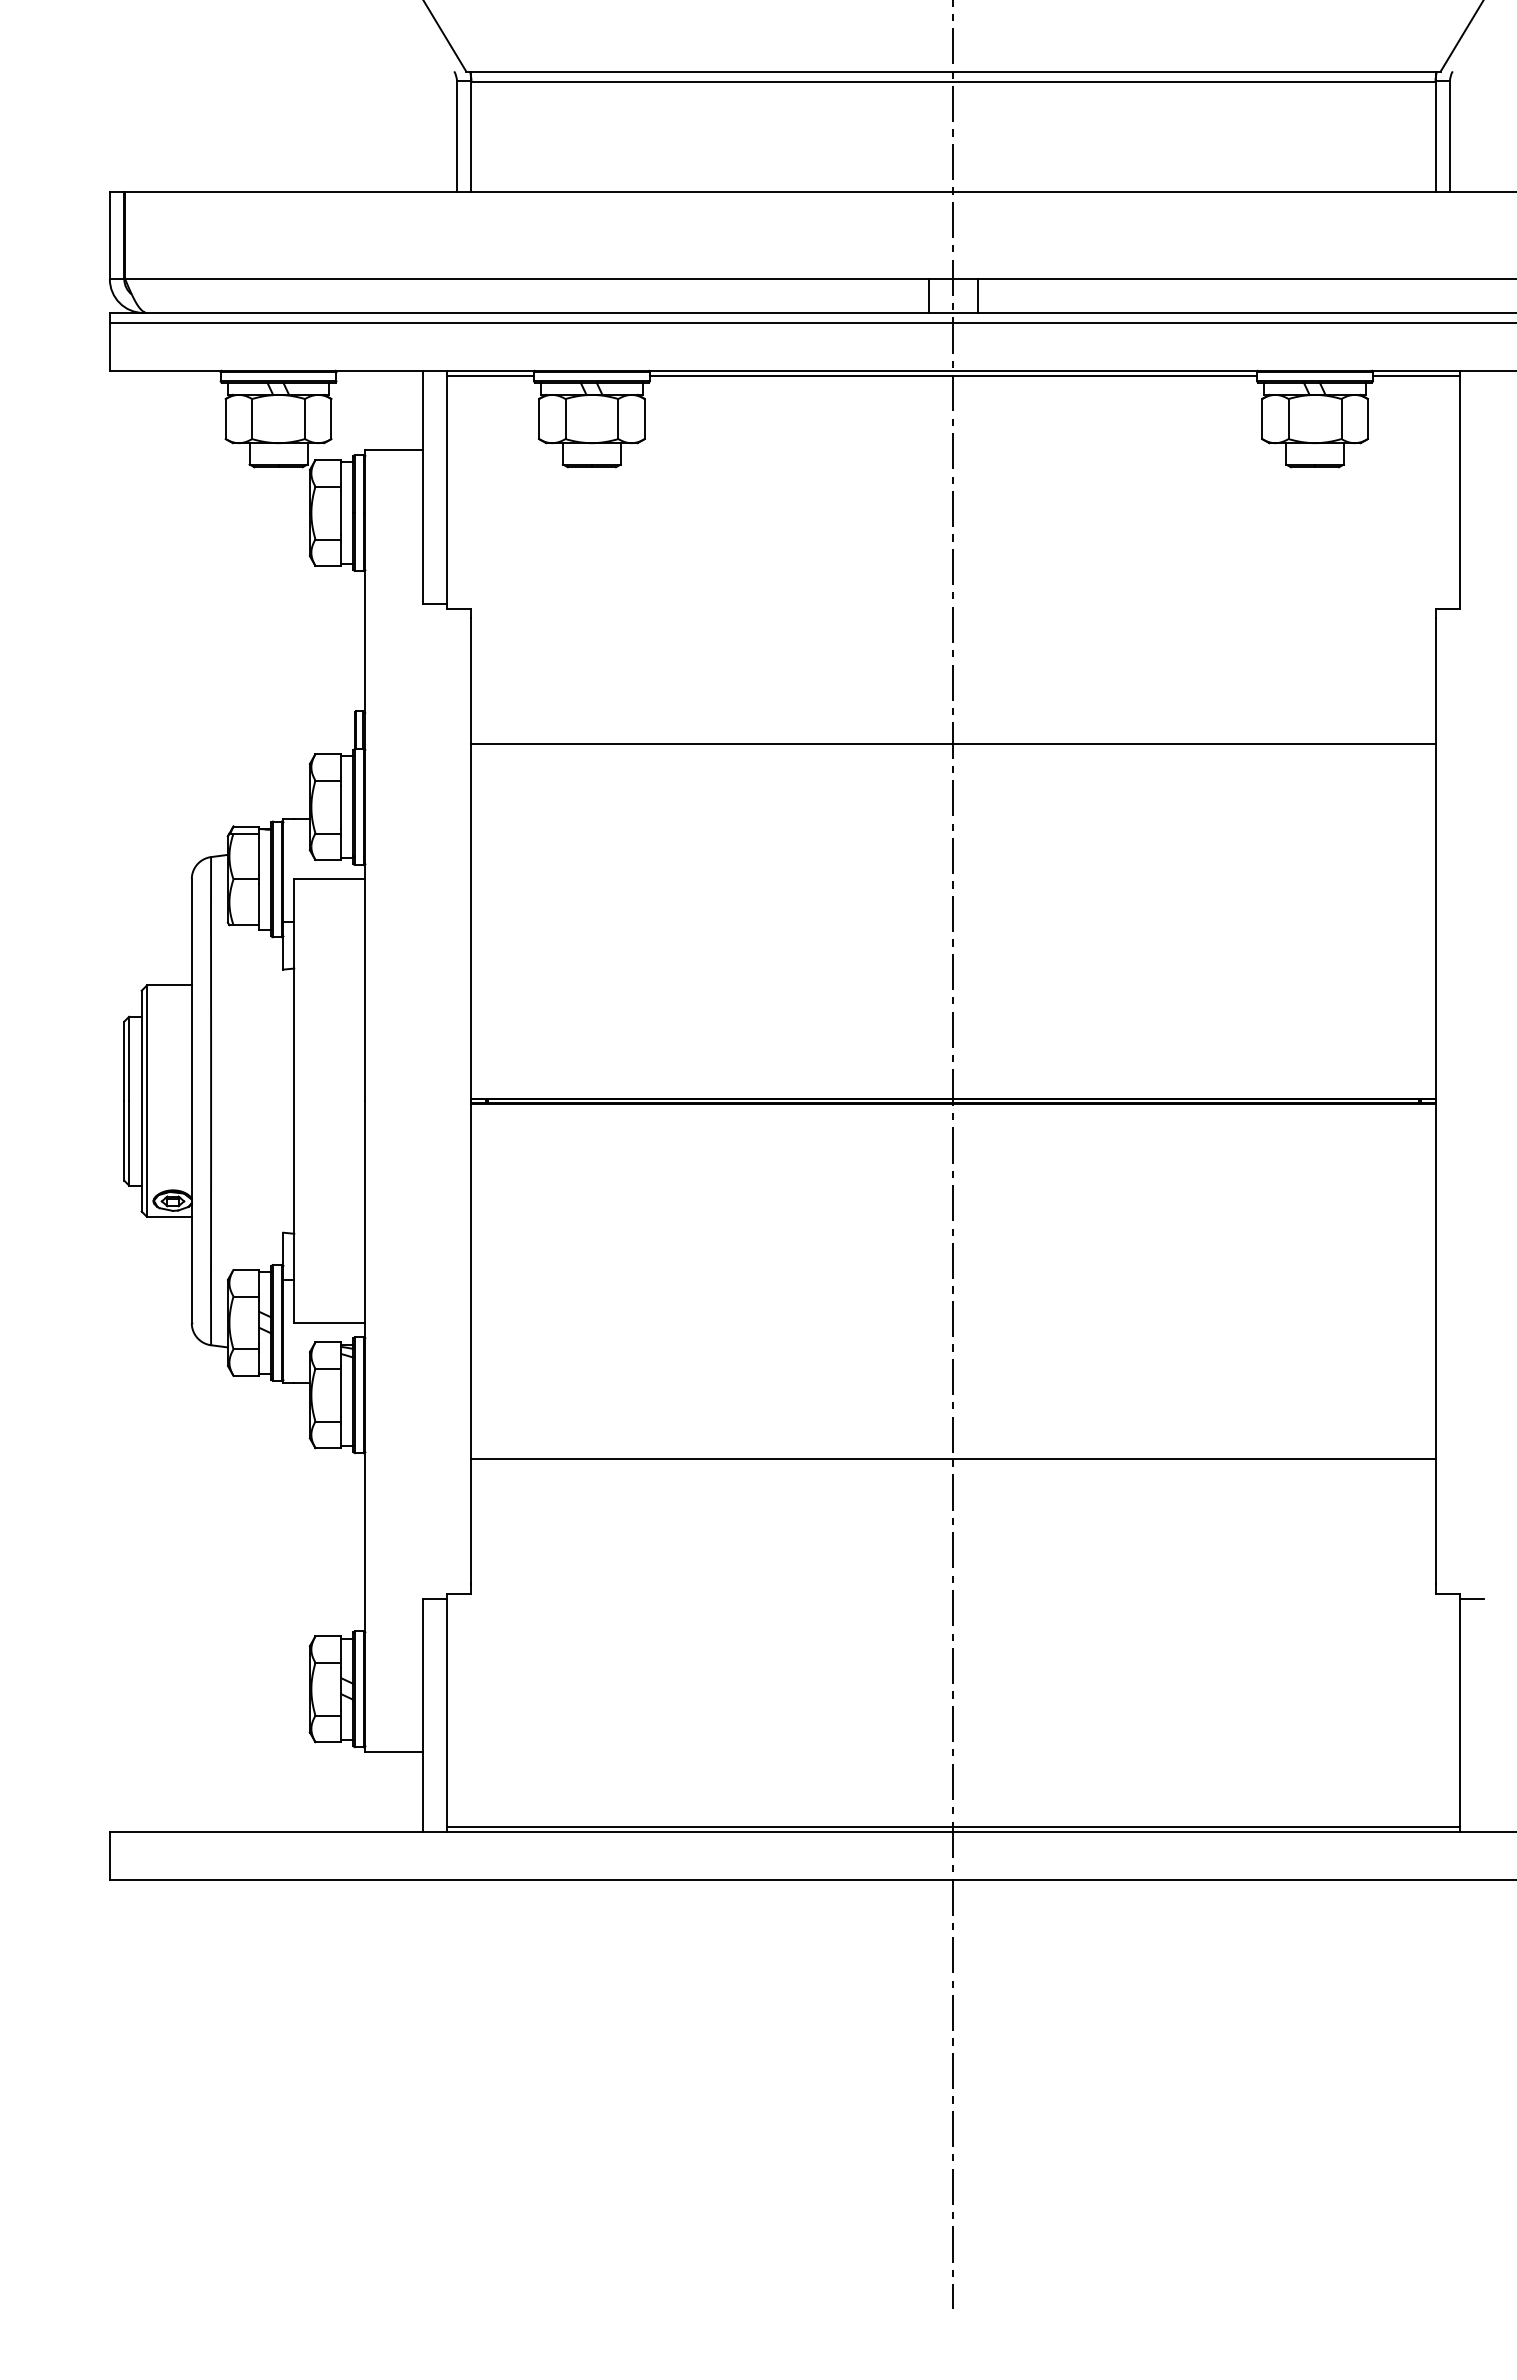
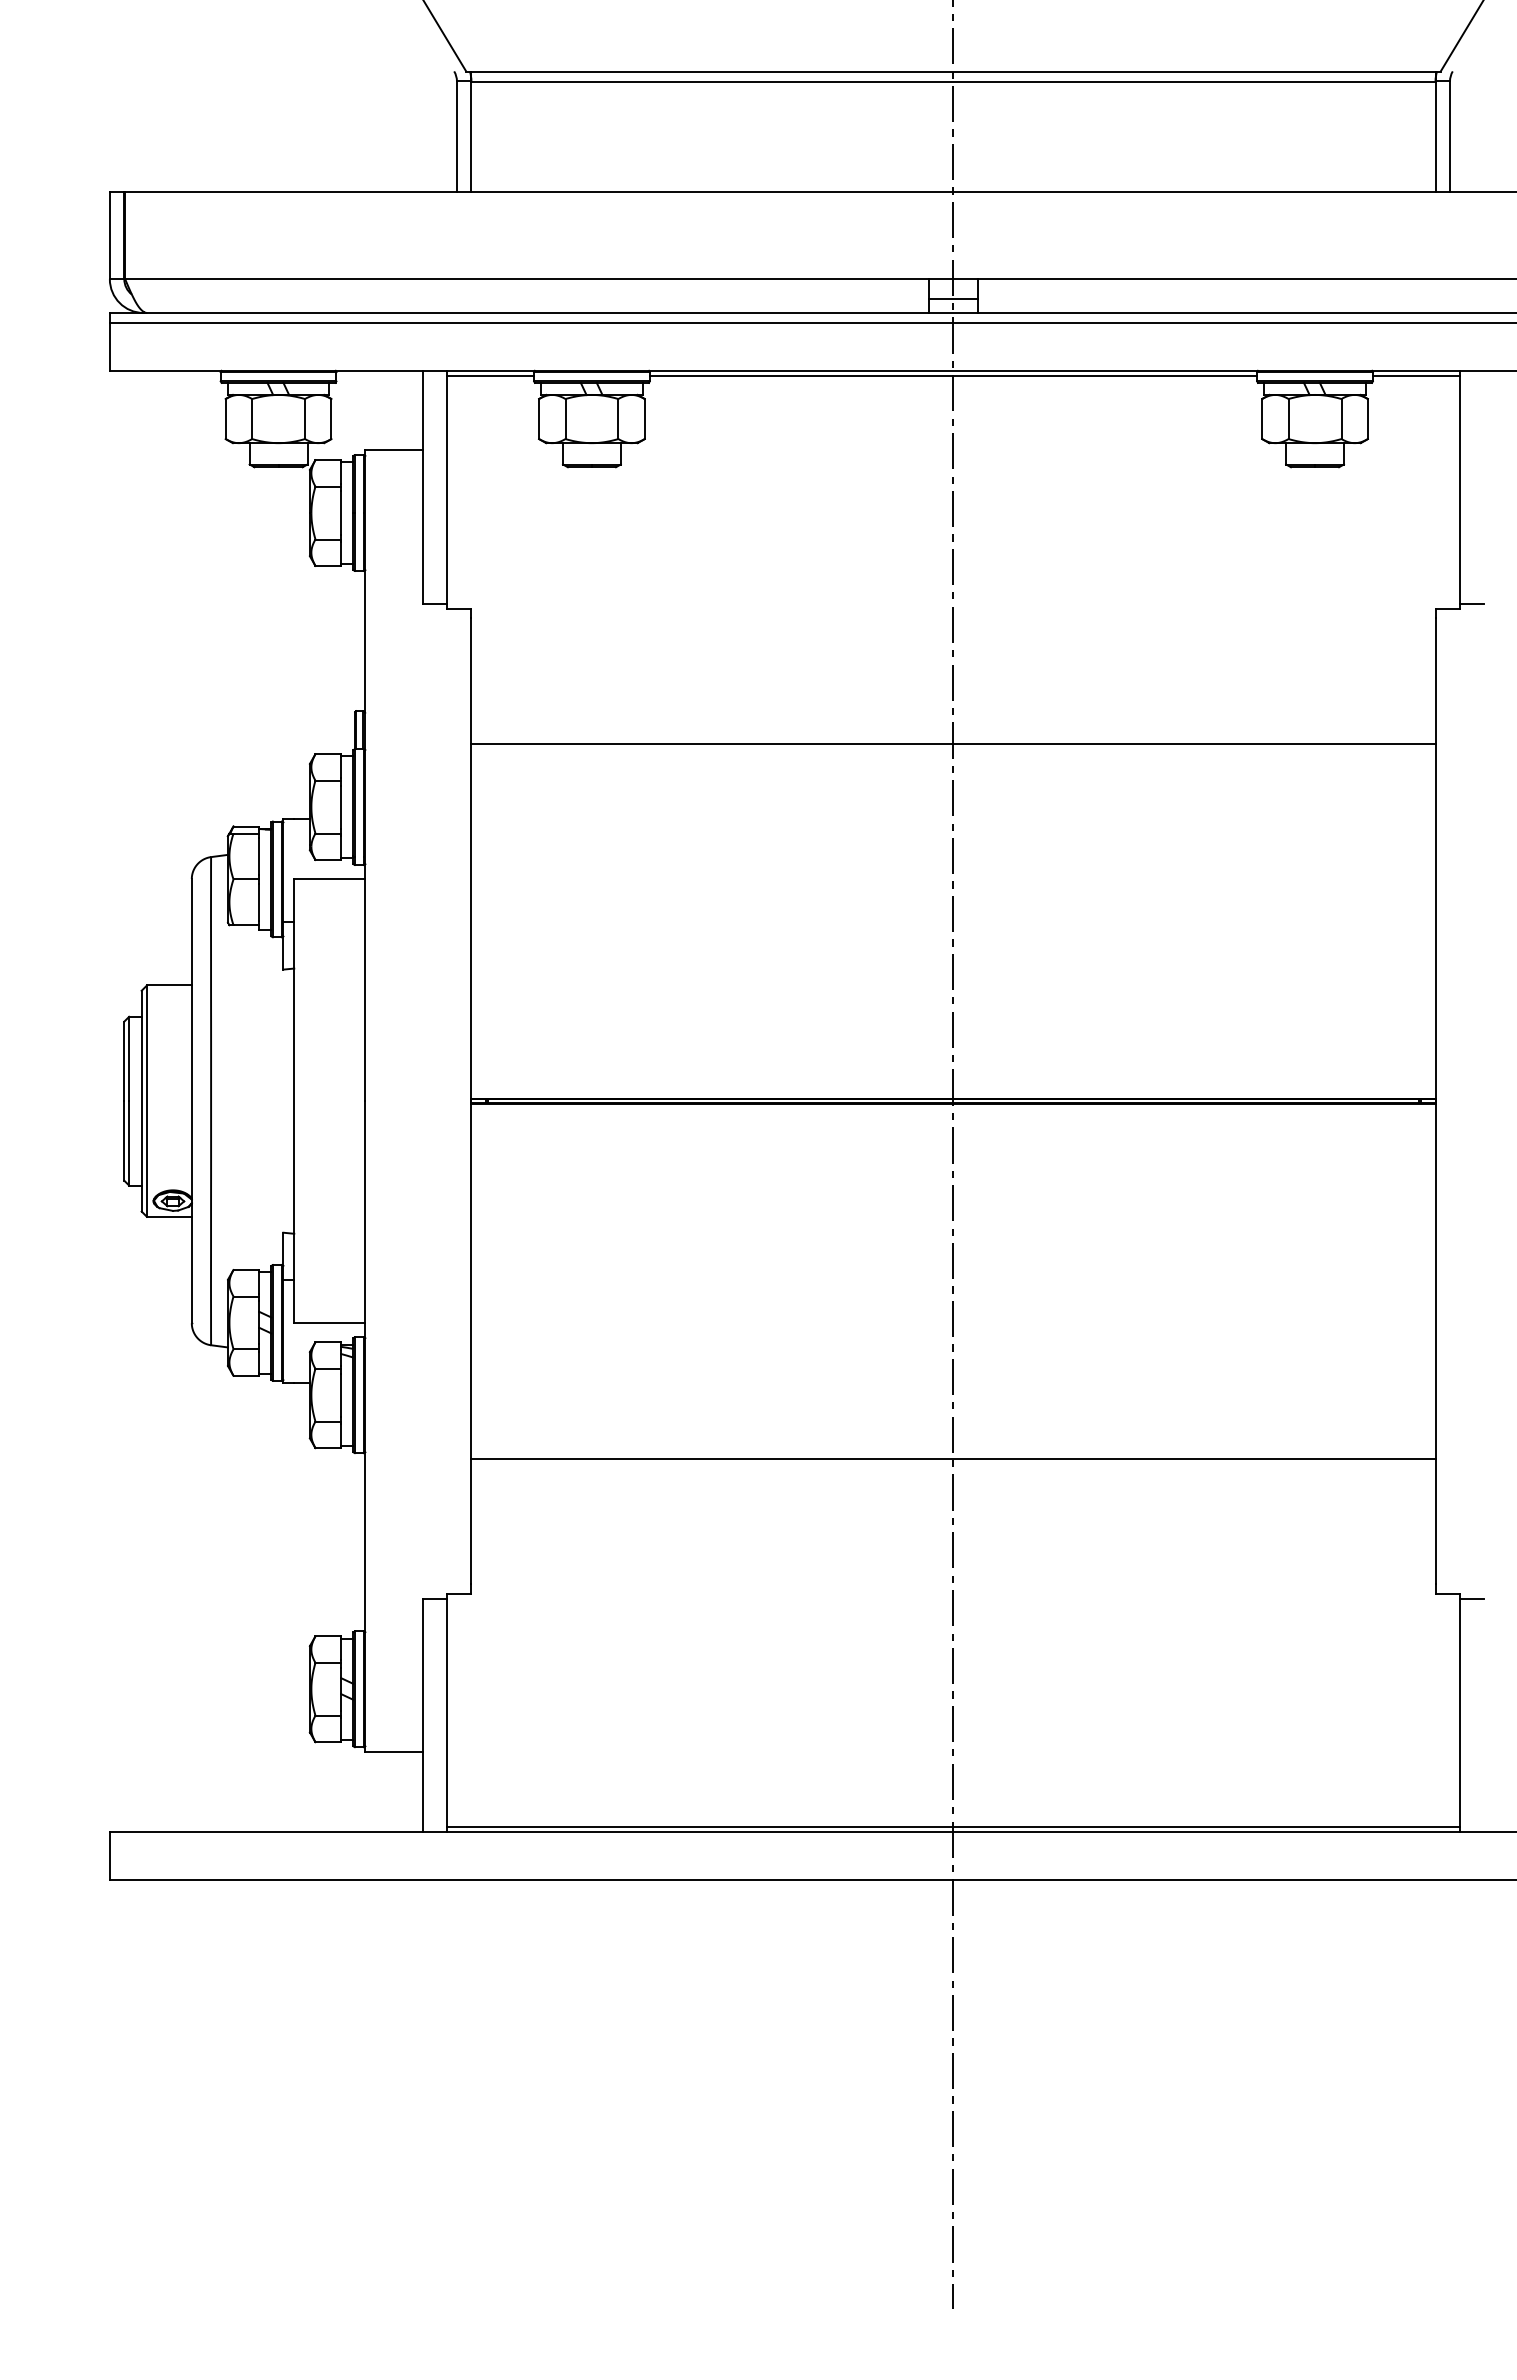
line: none -> present (953, 298)
line: none -> present (1471, 603)
